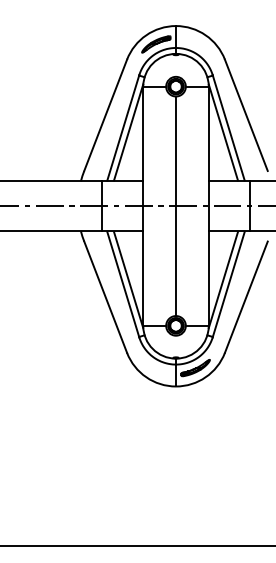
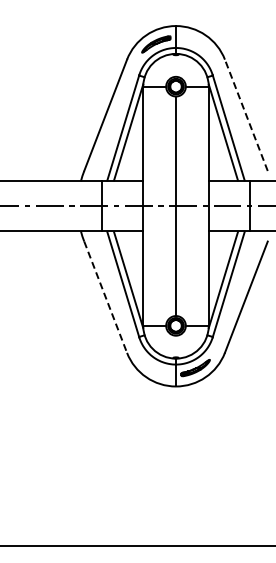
line: solid -> dashed (246, 115)
line: solid -> dashed (105, 297)
